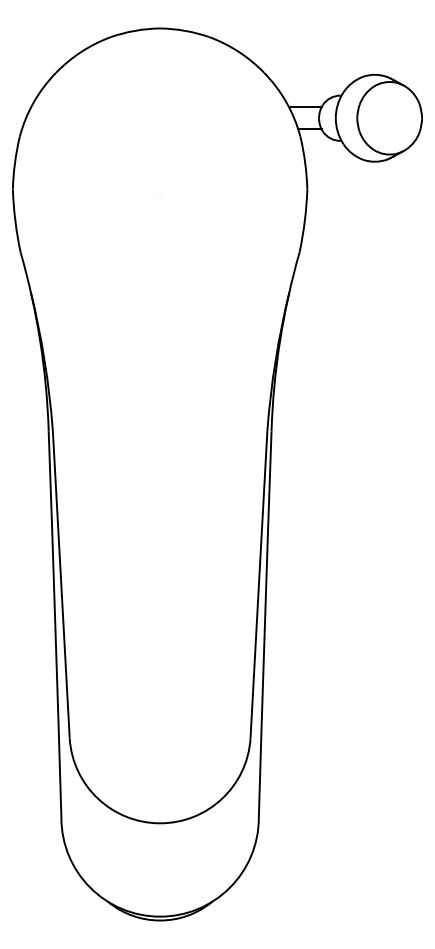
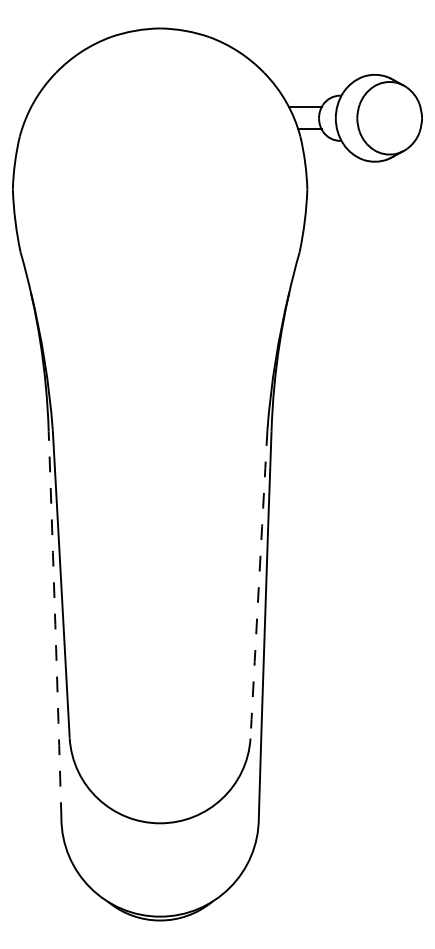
arc: solid -> dashed (258, 584)
arc: solid -> dashed (55, 624)
